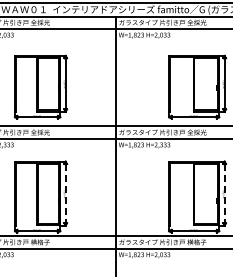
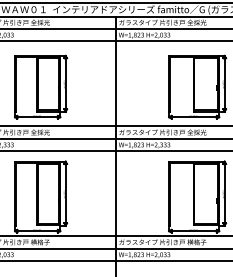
line: none -> present (115, 41)
line: none -> present (115, 151)
line: dashed -> solid (65, 193)
line: dashed -> solid (224, 193)
line: none -> present (115, 260)
